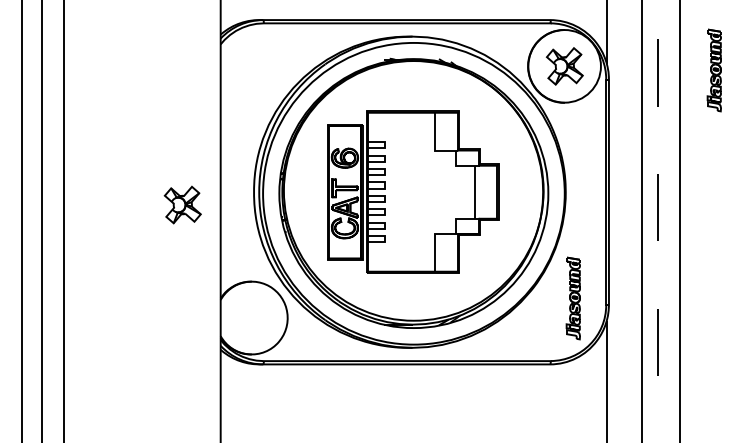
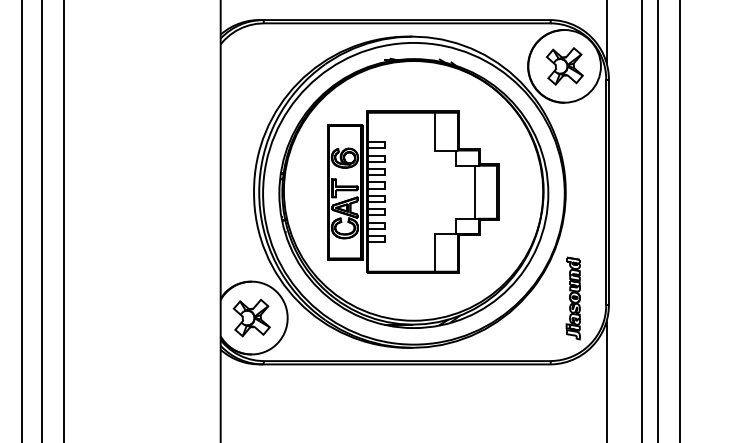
part: present -> none (713, 70)
part position: (182, 204) -> (251, 317) (251, 317)
line: dashed -> solid (658, 221)
